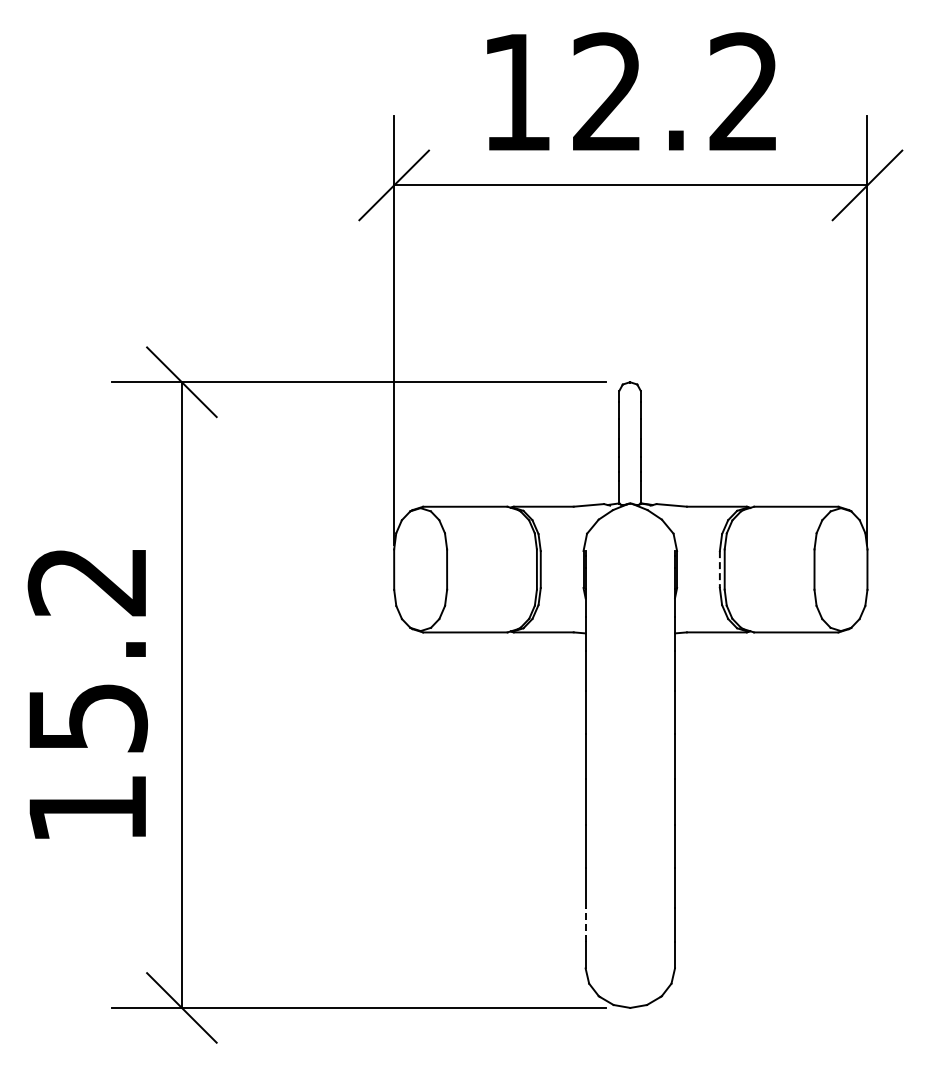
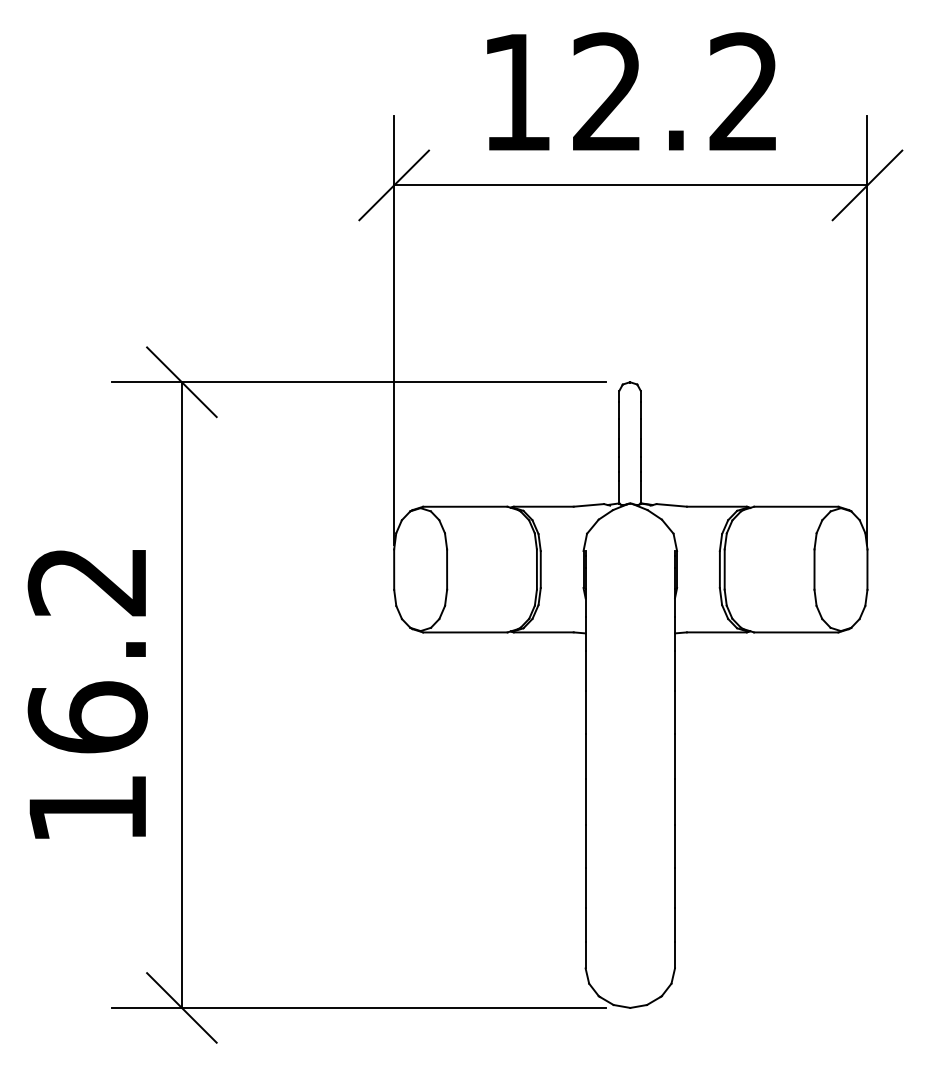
line: dashed -> solid (719, 570)
text: 15.2 -> 16.2 (87, 717)
line: dashed -> solid (585, 924)
